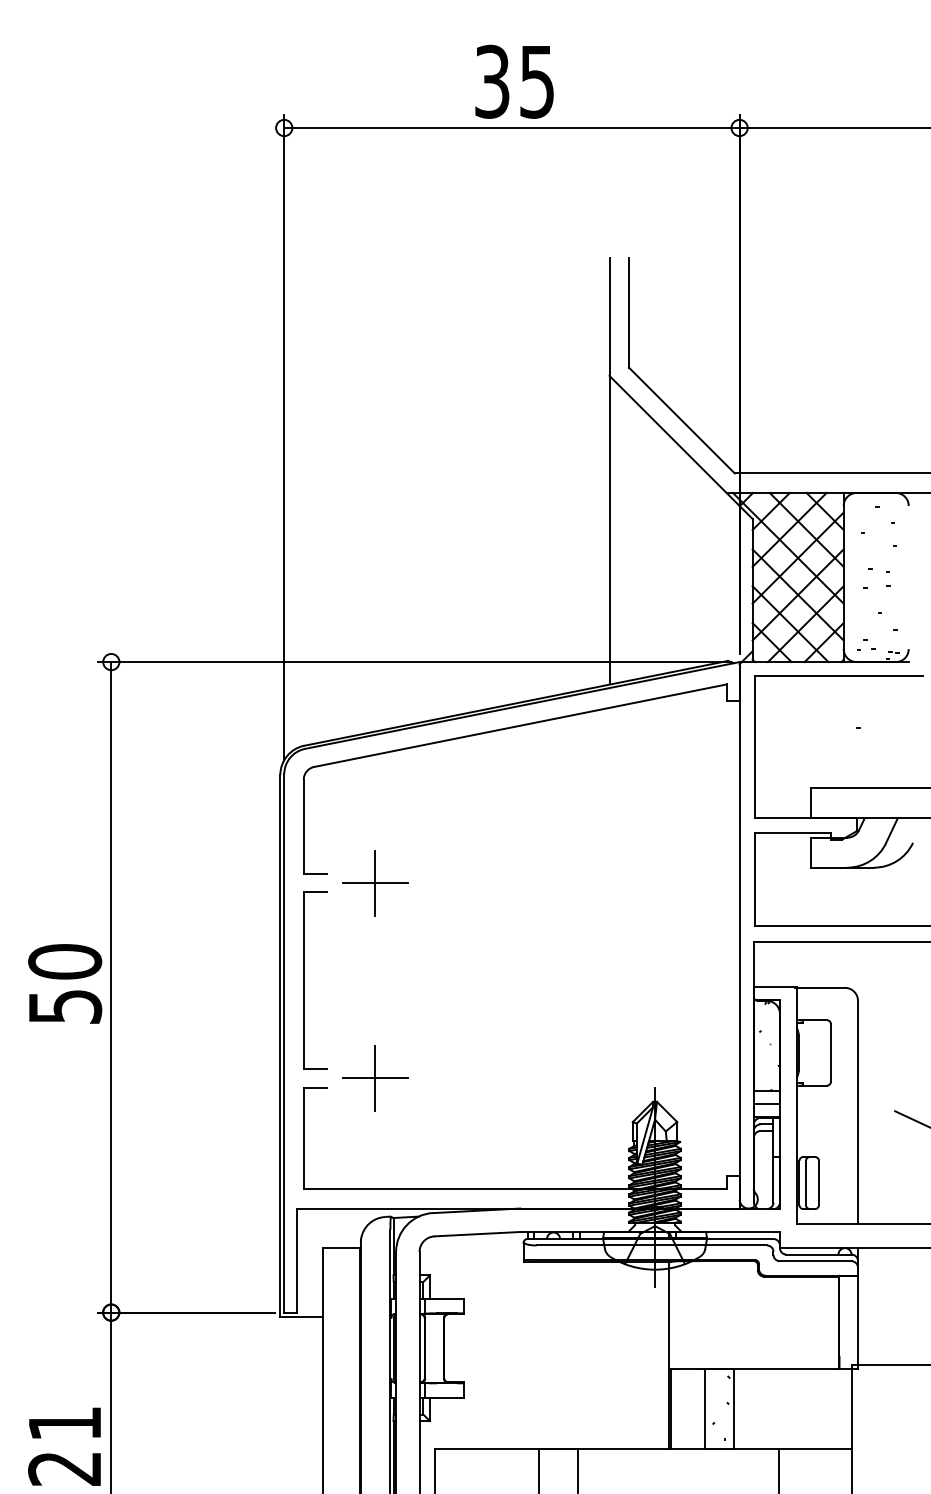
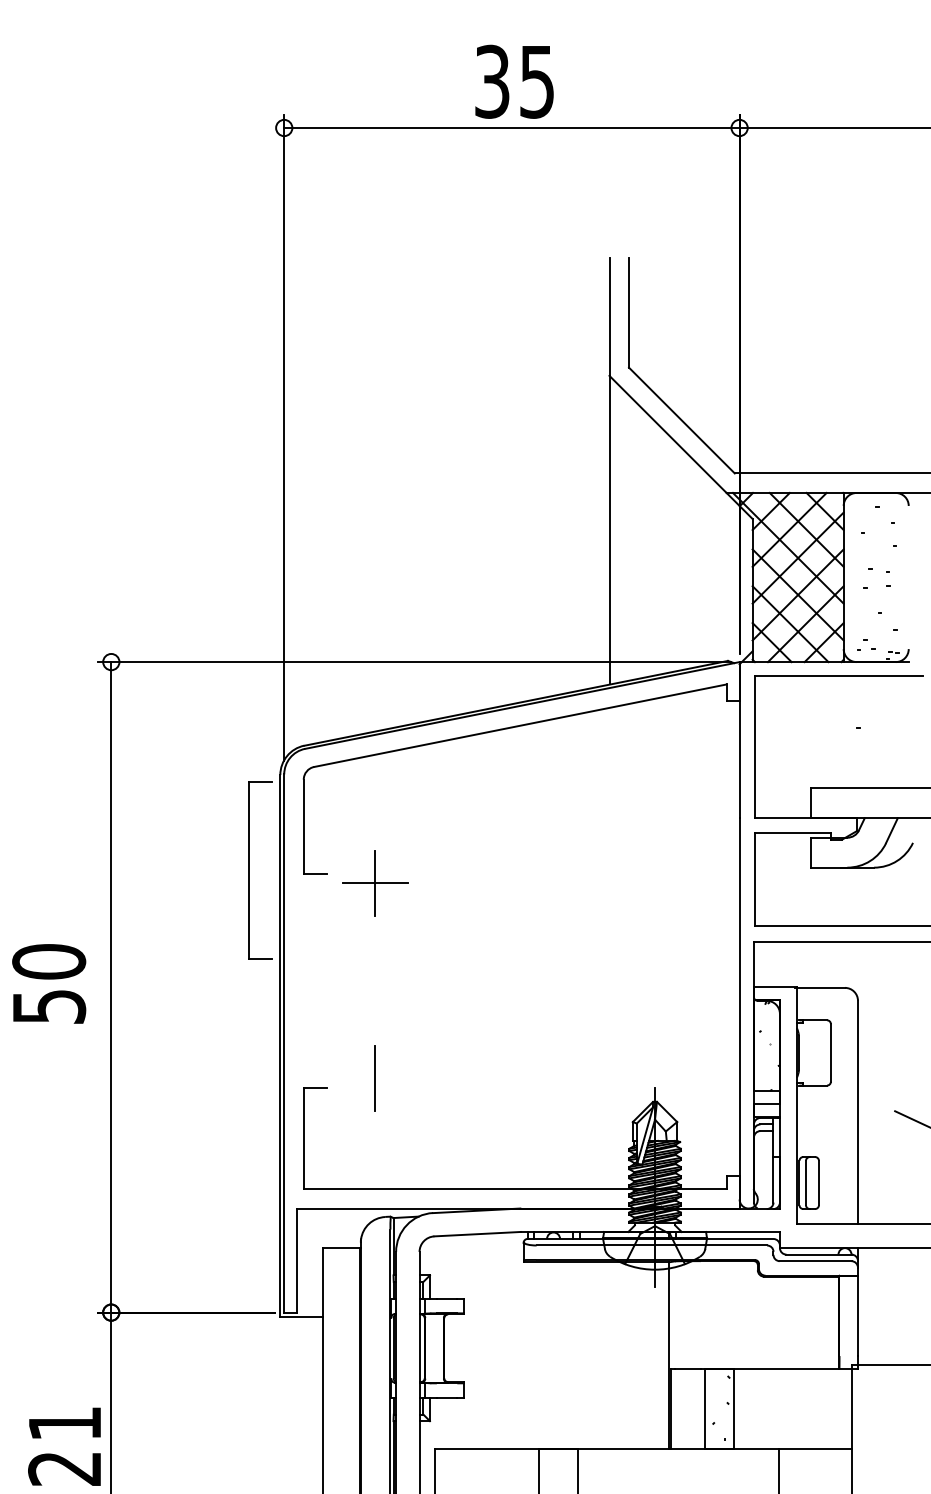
part position: (304, 980) -> (249, 870) (249, 870)
text position: (65, 983) -> (49, 983) (49, 983)
line: present -> none (374, 1078)
